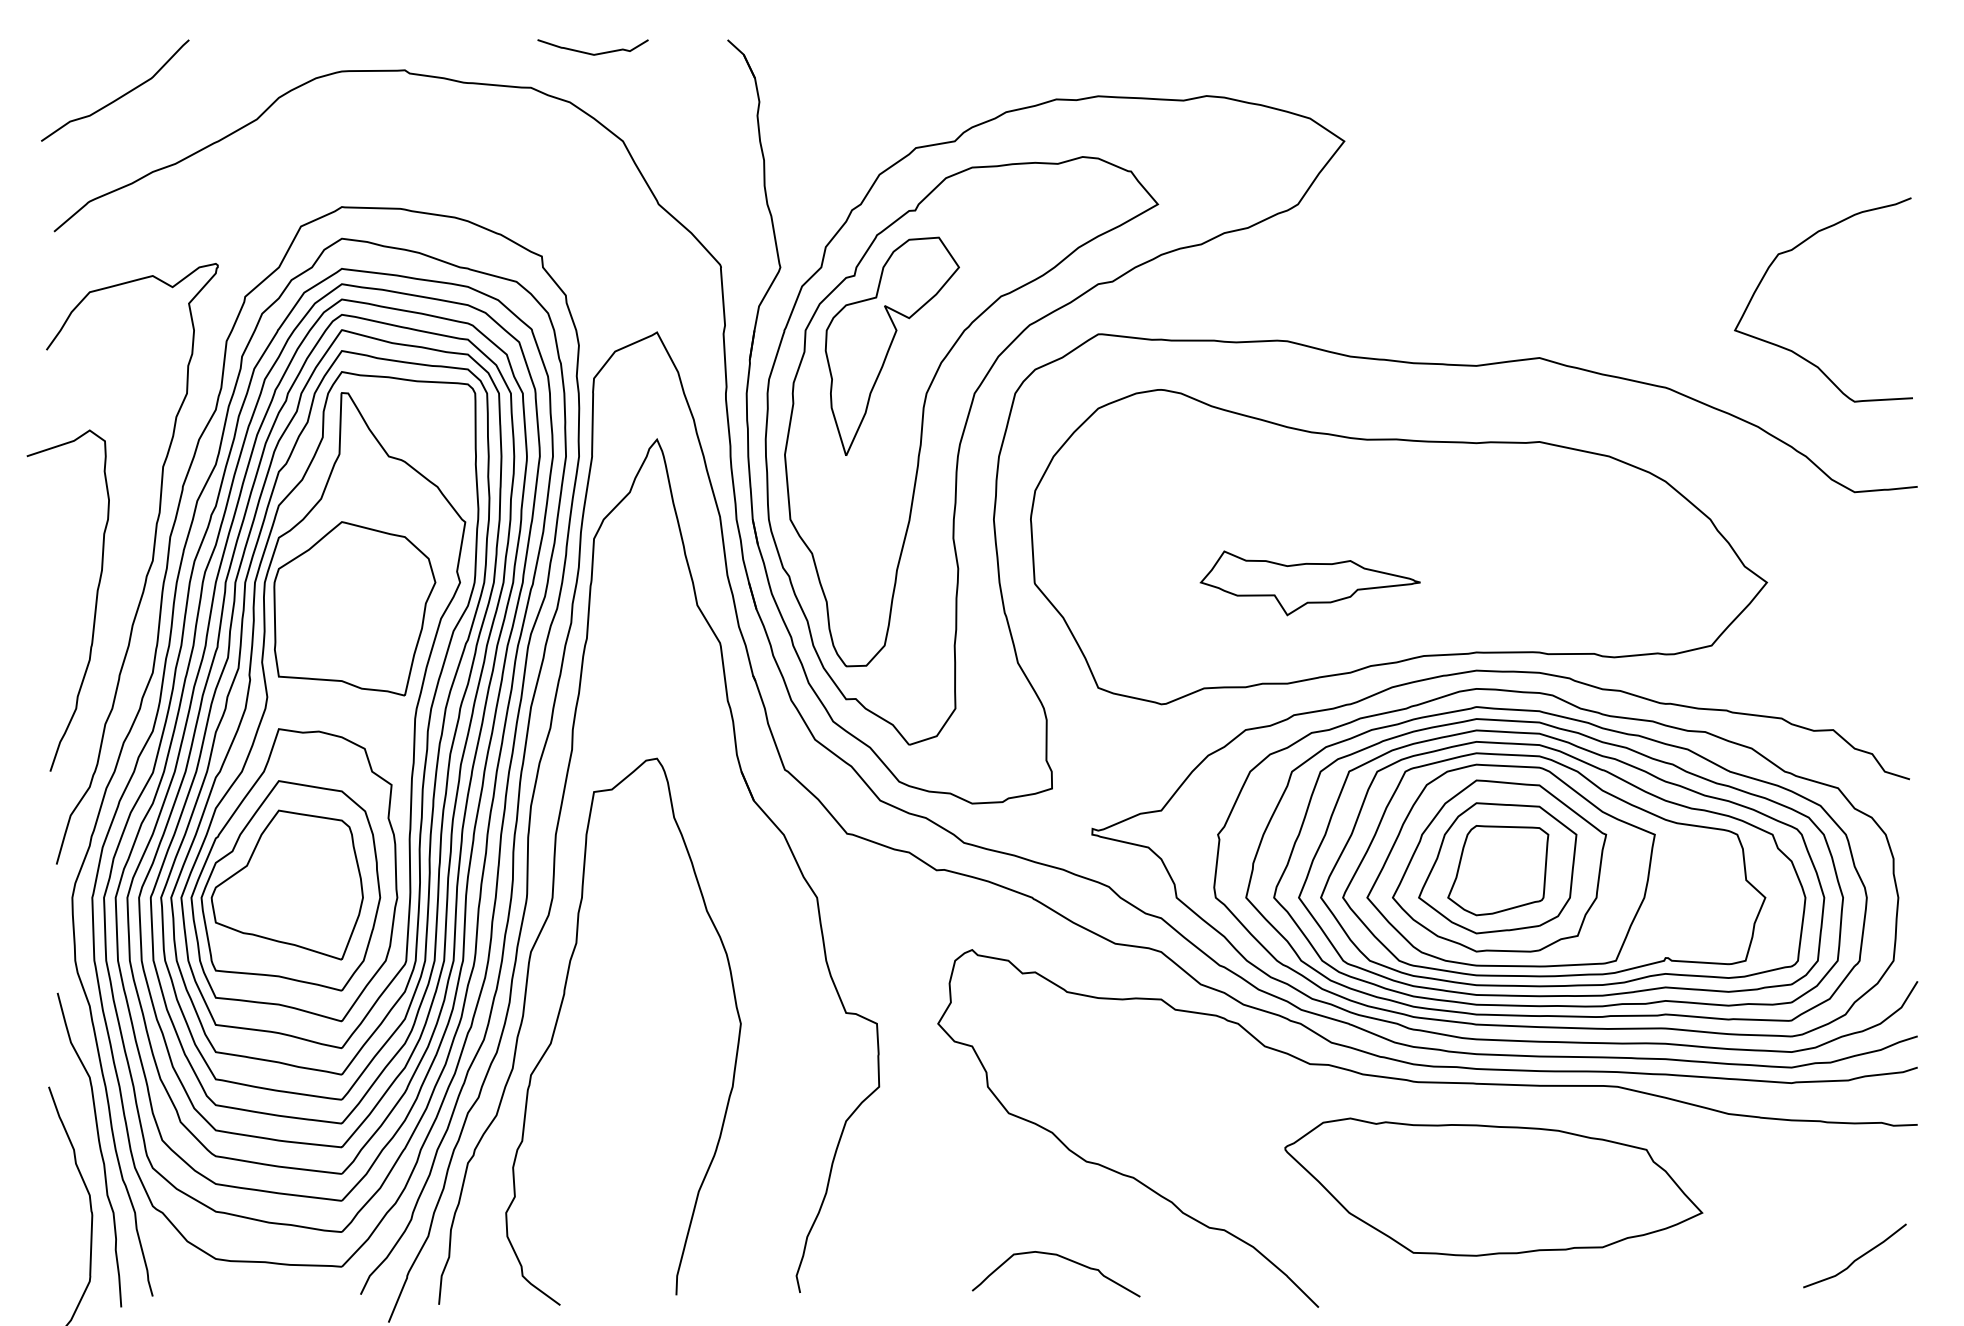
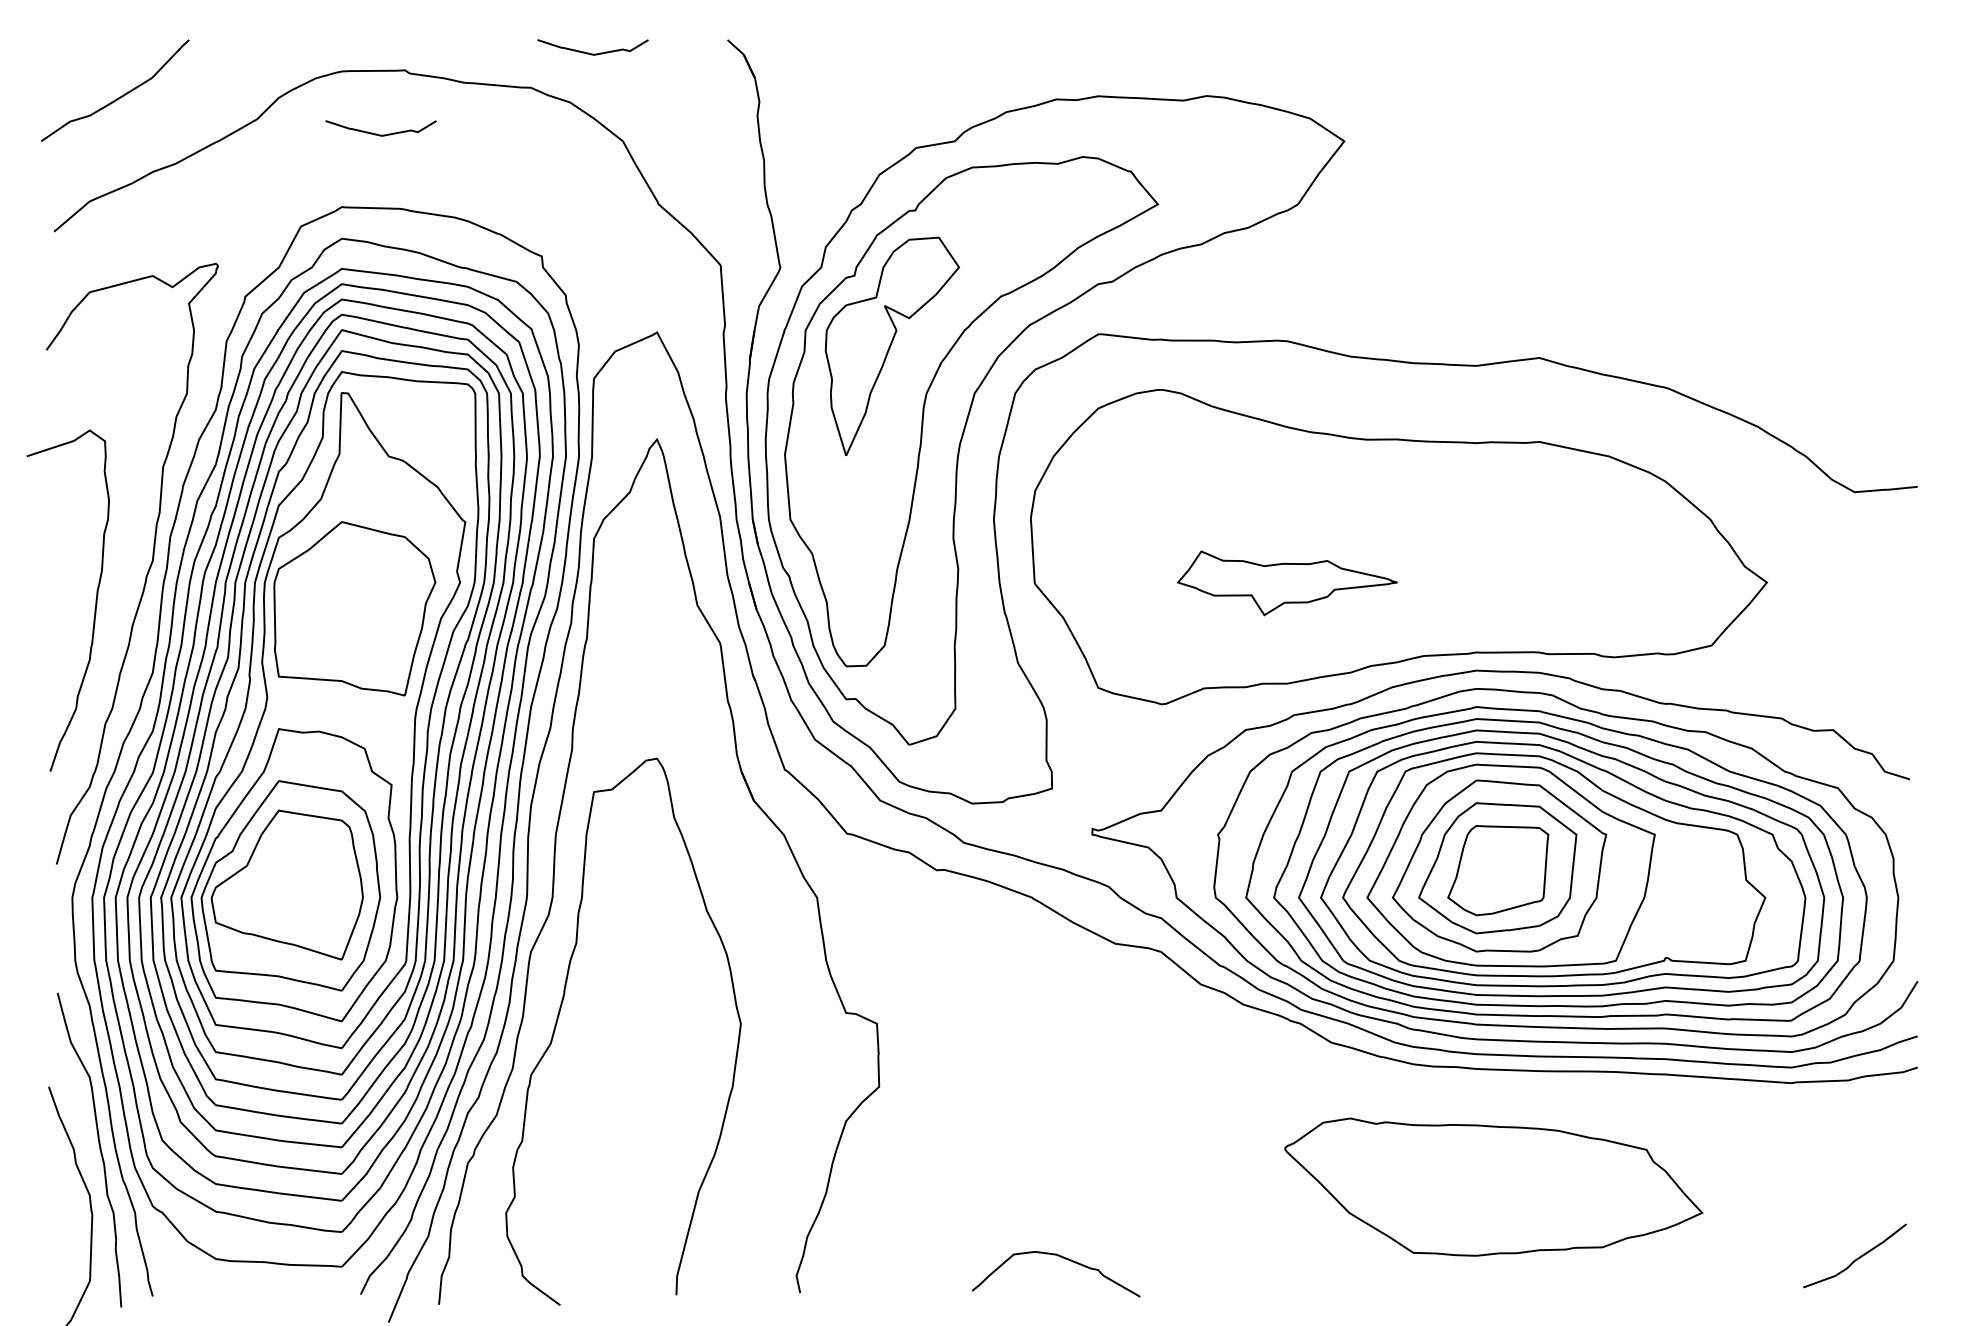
curve: none -> present (380, 134)
curve: present -> none (1794, 249)
part position: (1309, 583) -> (1286, 583) (1286, 583)
curve: present -> none (1427, 1083)
